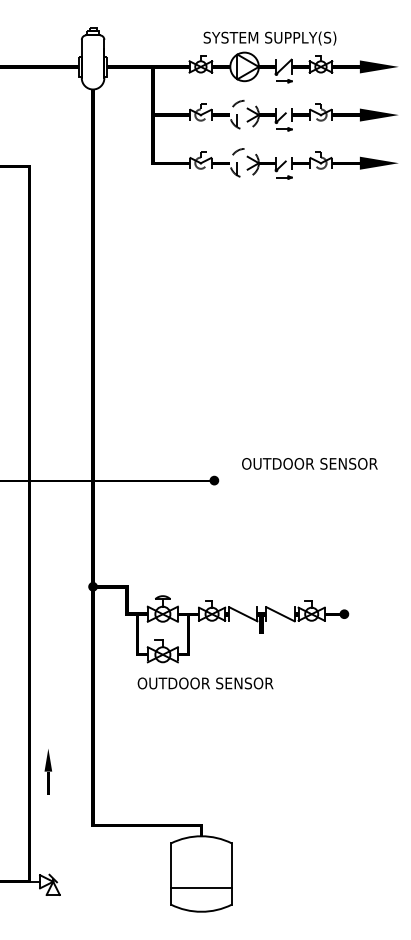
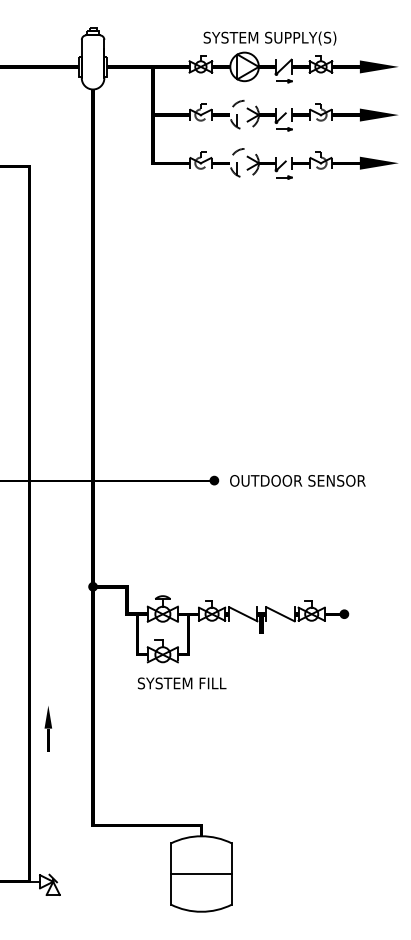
text position: (309, 463) -> (297, 480) (297, 480)
text: OUTDOOR SENSOR -> SYSTEM FILL (205, 683)
part position: (47, 771) -> (47, 728) (47, 728)
line position: (201, 888) -> (201, 874) (201, 874)
